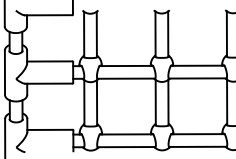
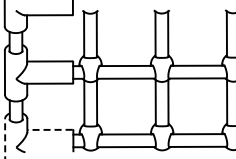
line: solid -> dashed (49, 129)
line: solid -> dashed (5, 138)
